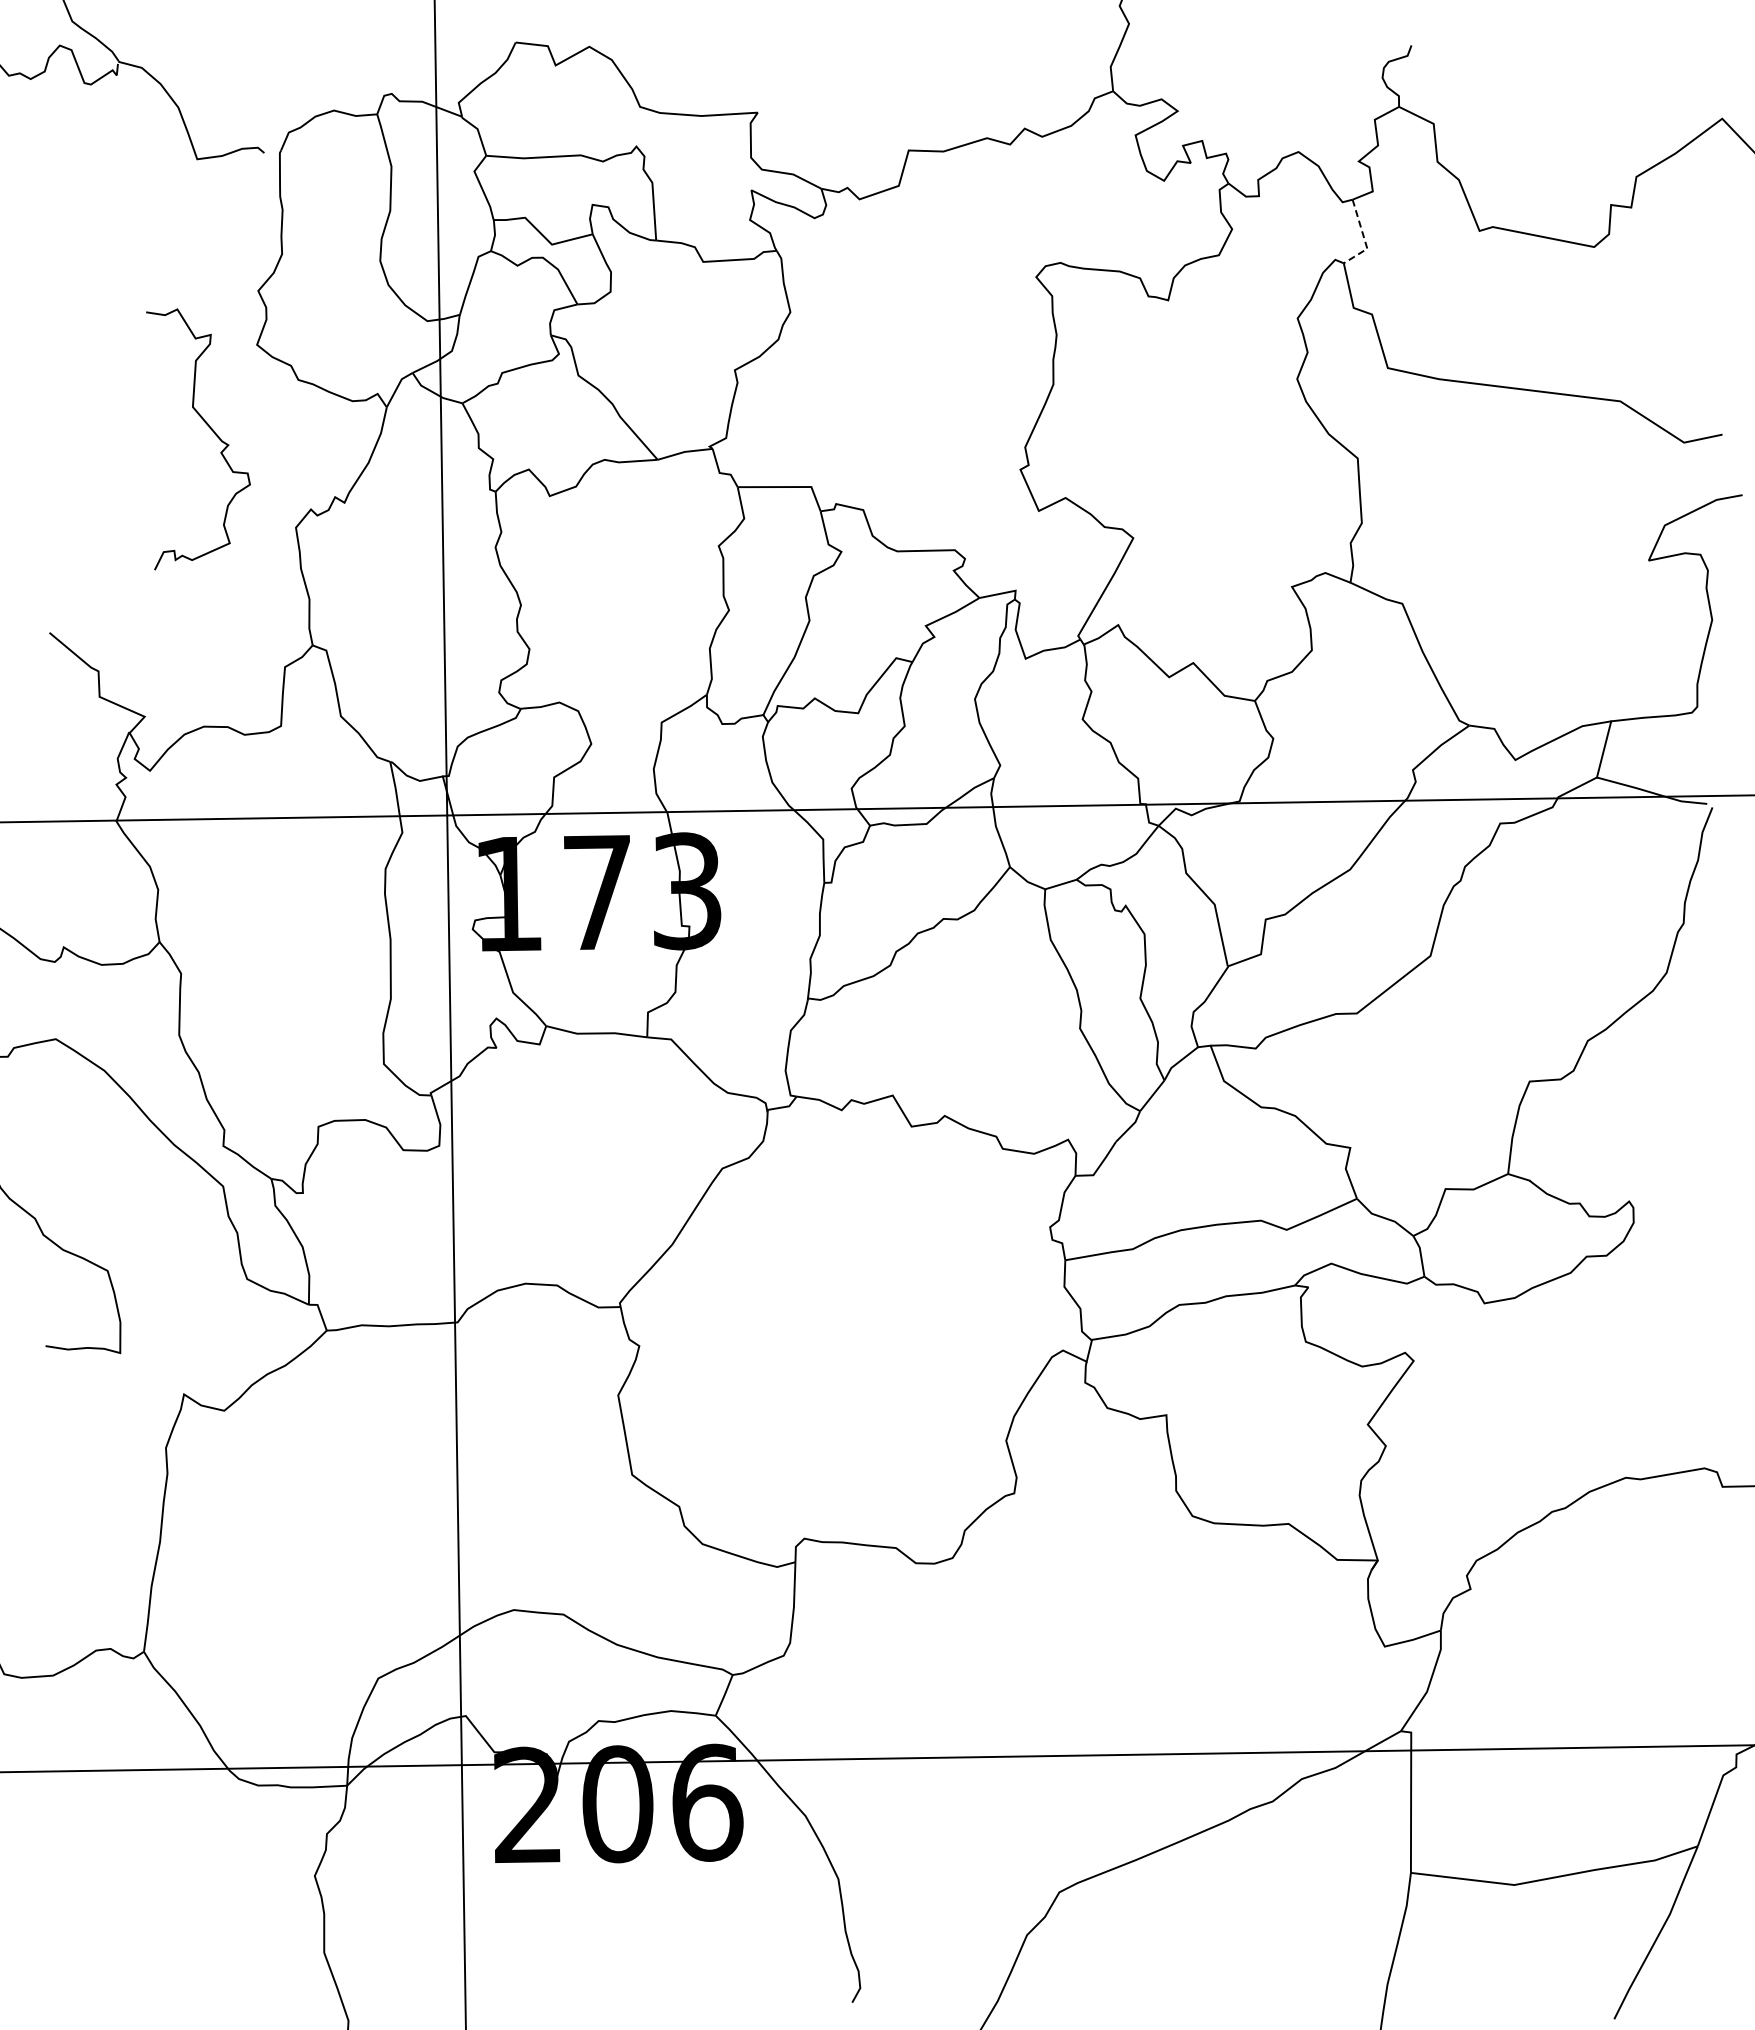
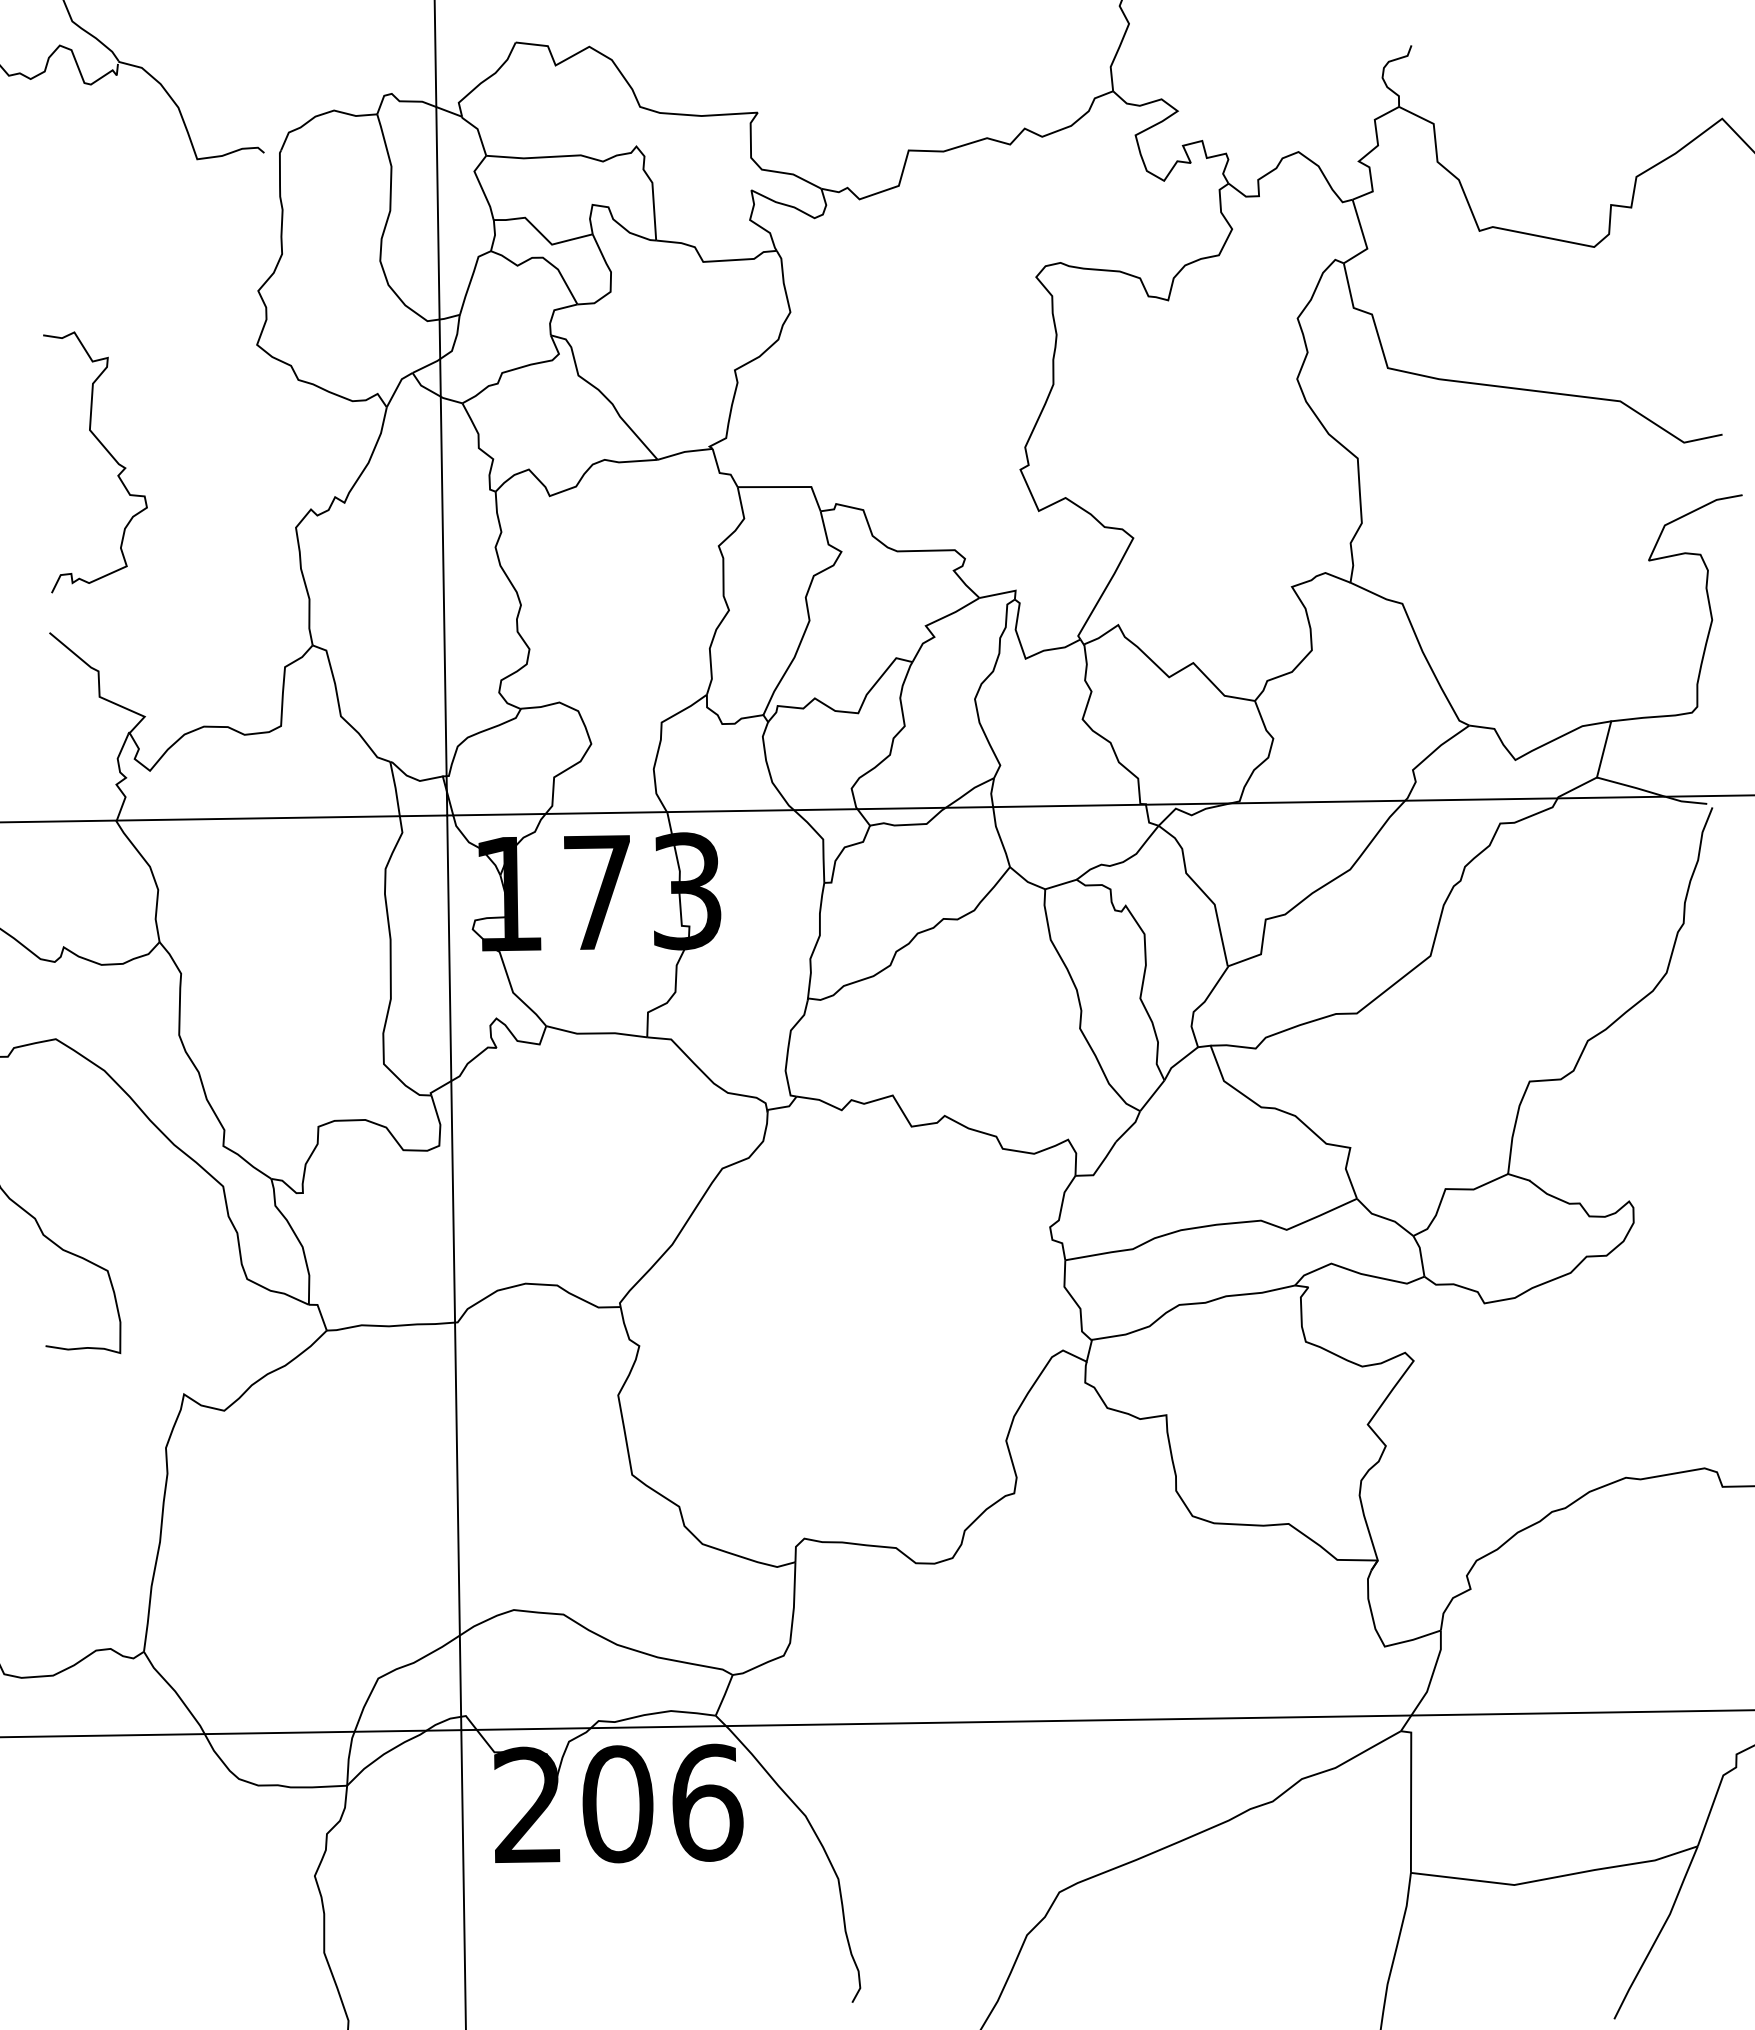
line: dashed -> solid (1364, 238)
curve position: (209, 428) -> (106, 451) (106, 451)
line position: (876, 1758) -> (876, 1723) (876, 1723)
